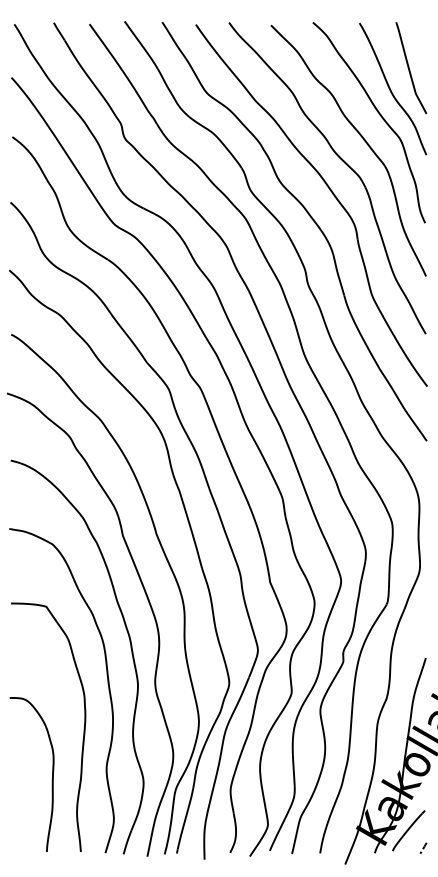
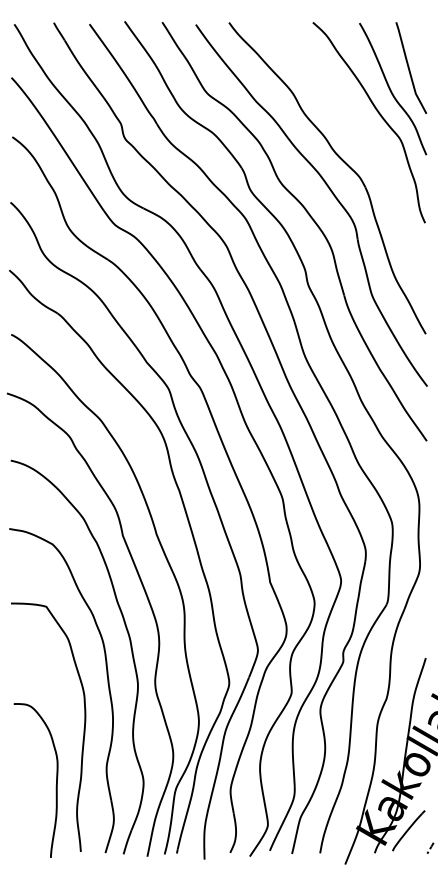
curve: present -> none (363, 140)
curve position: (51, 780) -> (55, 786) (55, 786)
line position: (423, 847) -> (430, 847) (430, 847)
